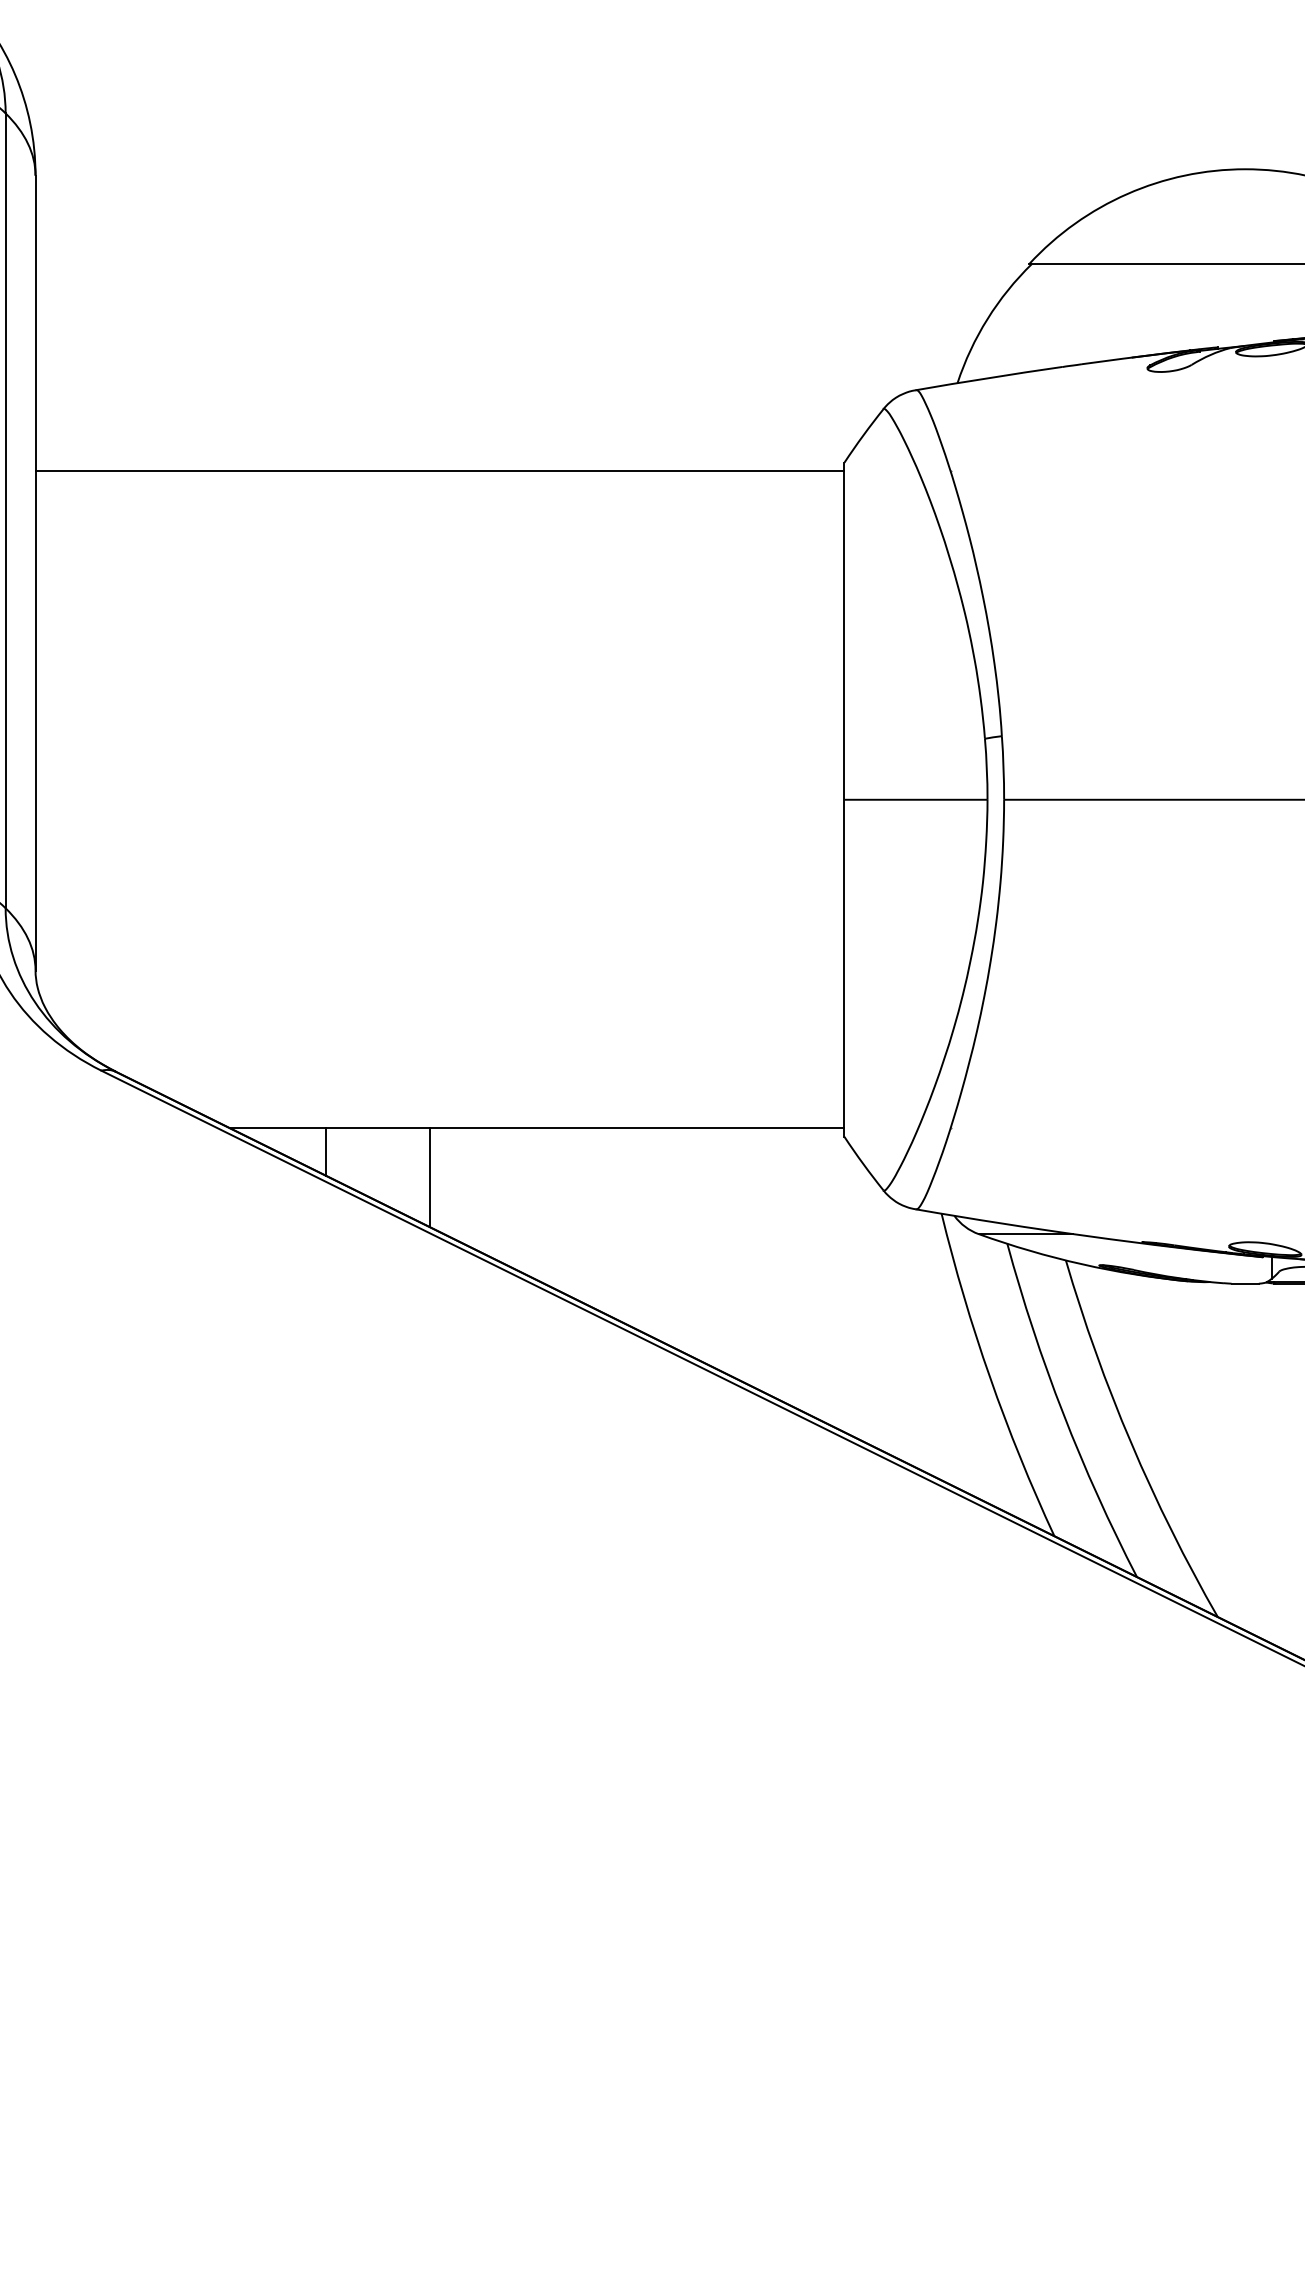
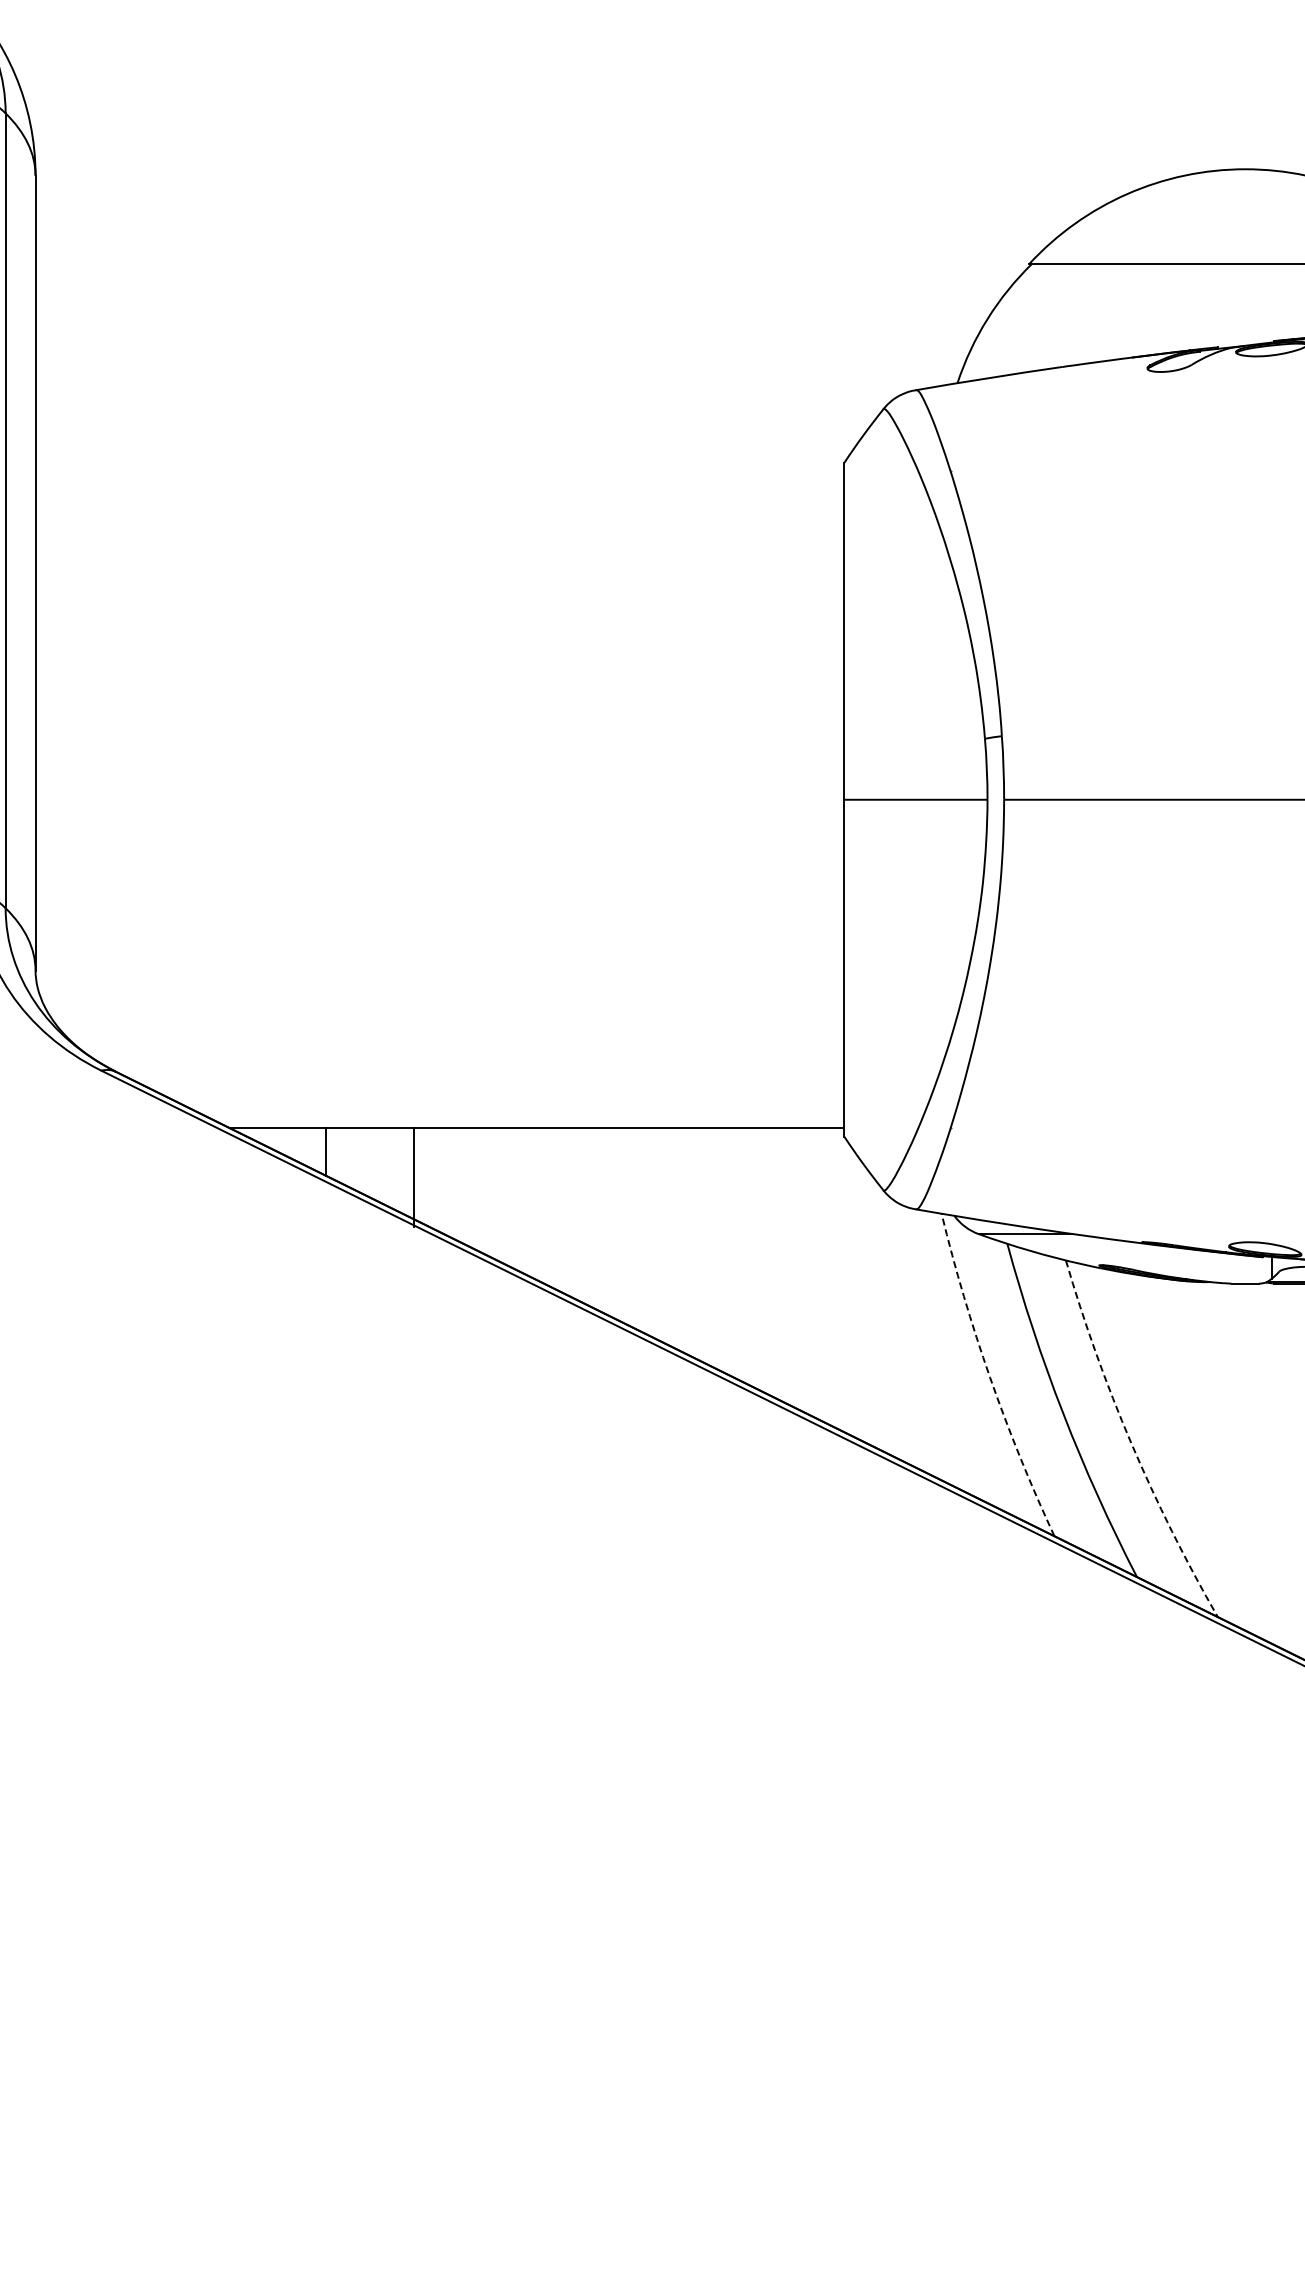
line: present -> none (439, 471)
line position: (429, 1177) -> (413, 1177) (413, 1177)
arc: solid -> dashed (990, 1377)
arc: solid -> dashed (1131, 1443)
